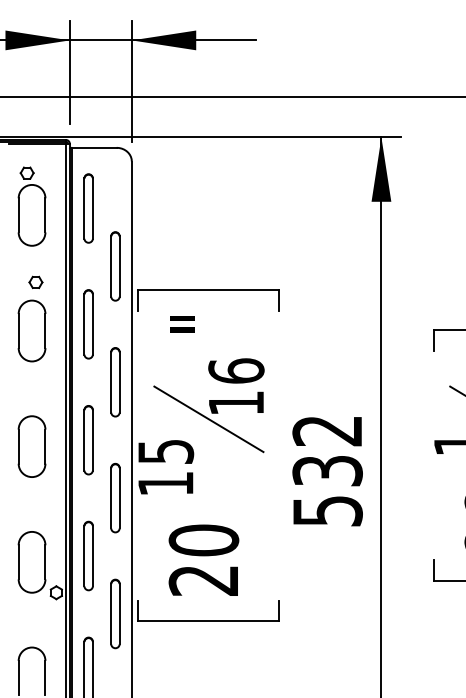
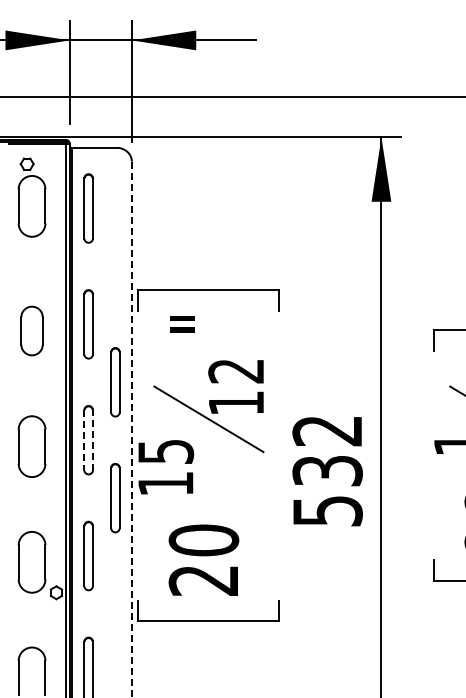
part position: (31, 206) -> (31, 197) (31, 197)
part: present -> none (115, 266)
part: present -> none (35, 281)
part size: 30x64 px -> 24x52 px (31, 330)
text: 16 -> 12 (236, 370)
line: solid -> dashed (131, 429)
line: solid -> dashed (92, 439)
line: solid -> dashed (84, 440)
part: present -> none (115, 613)
